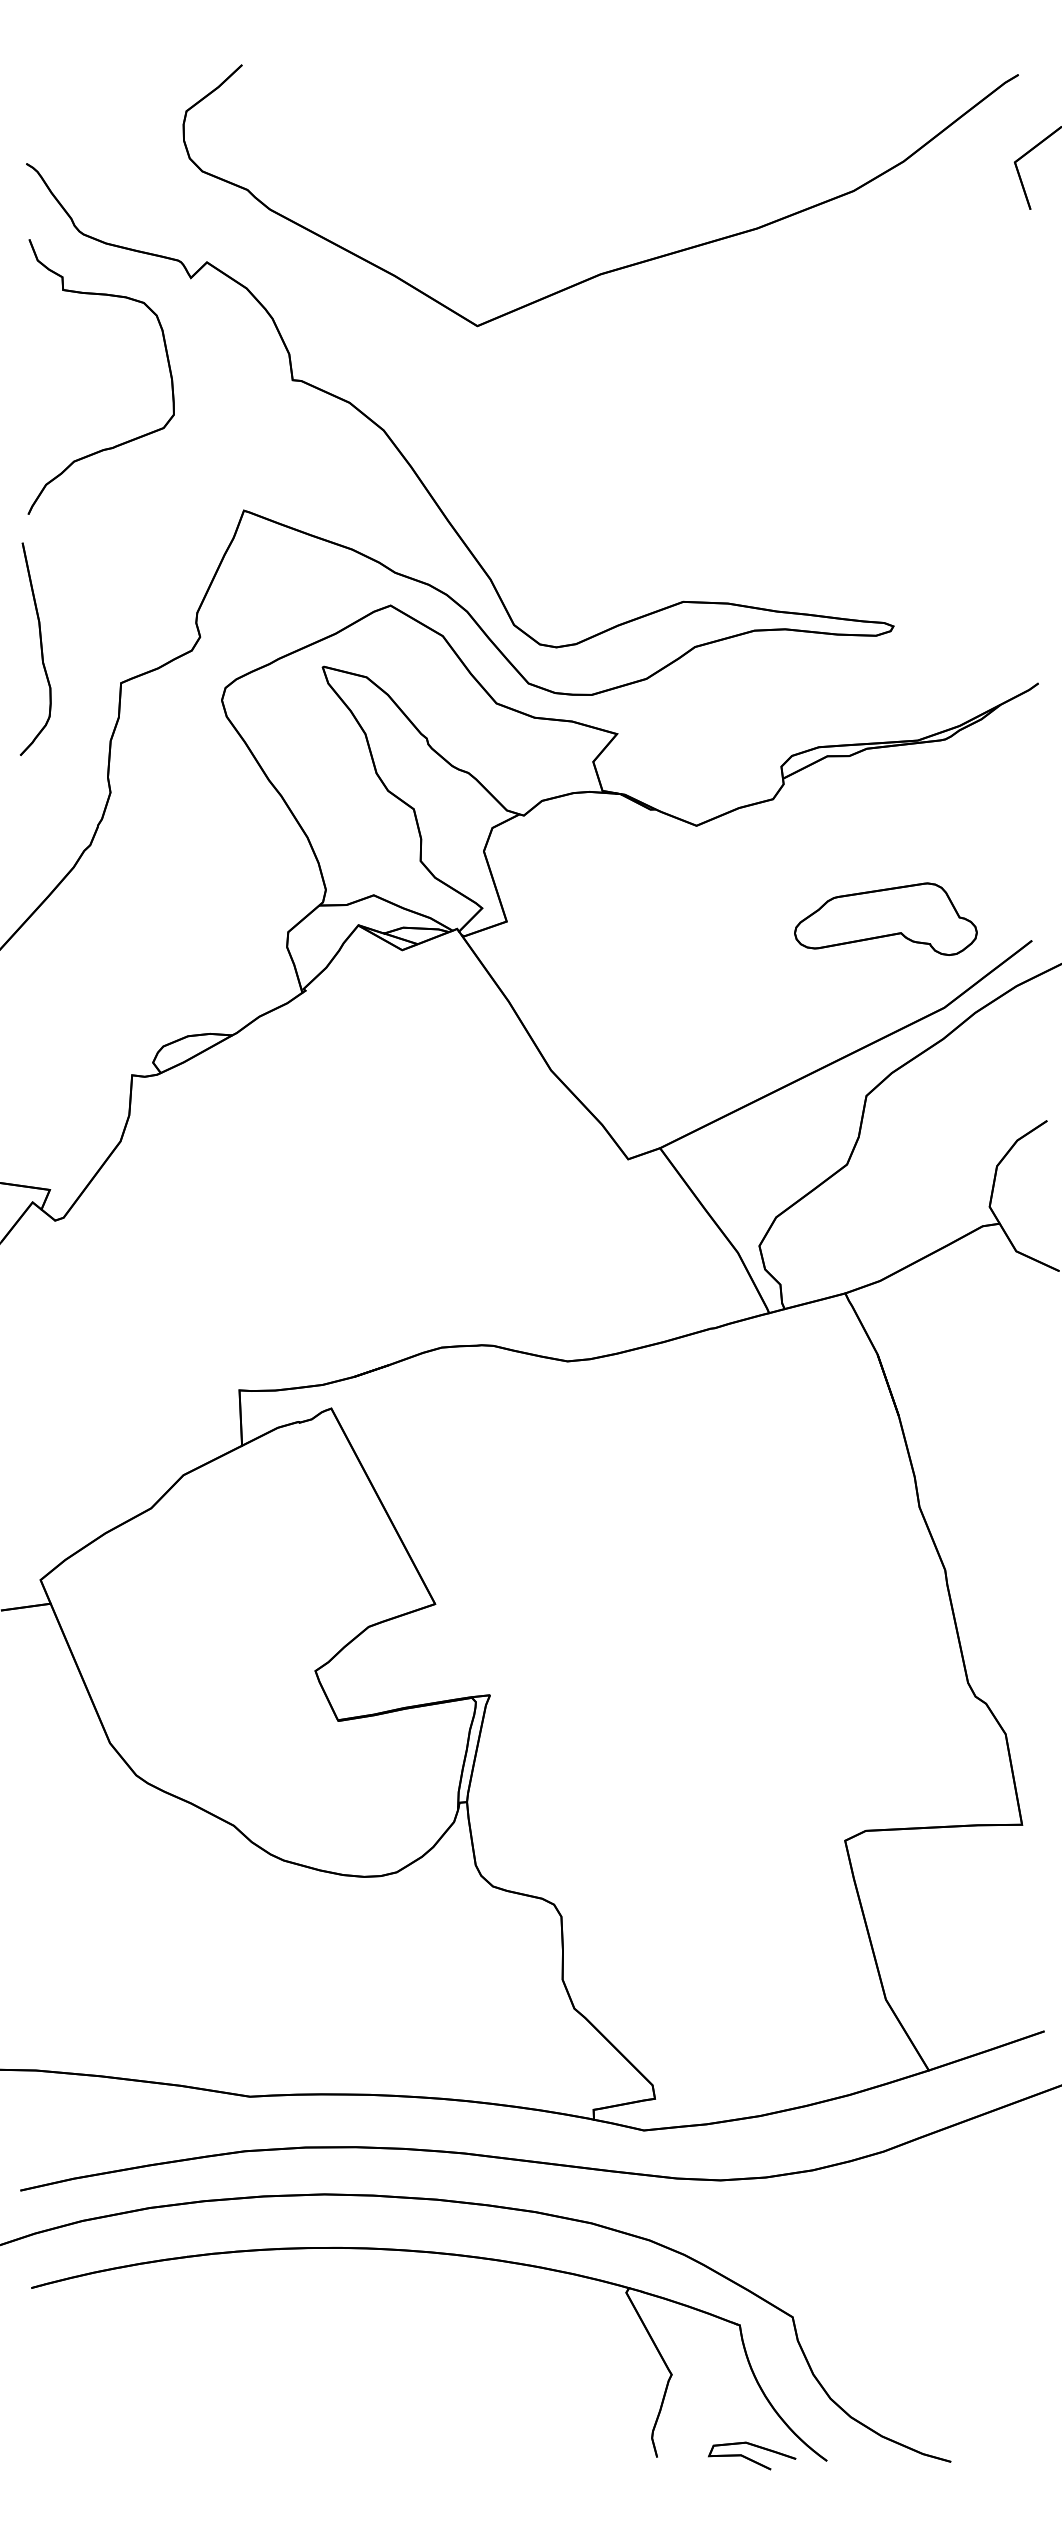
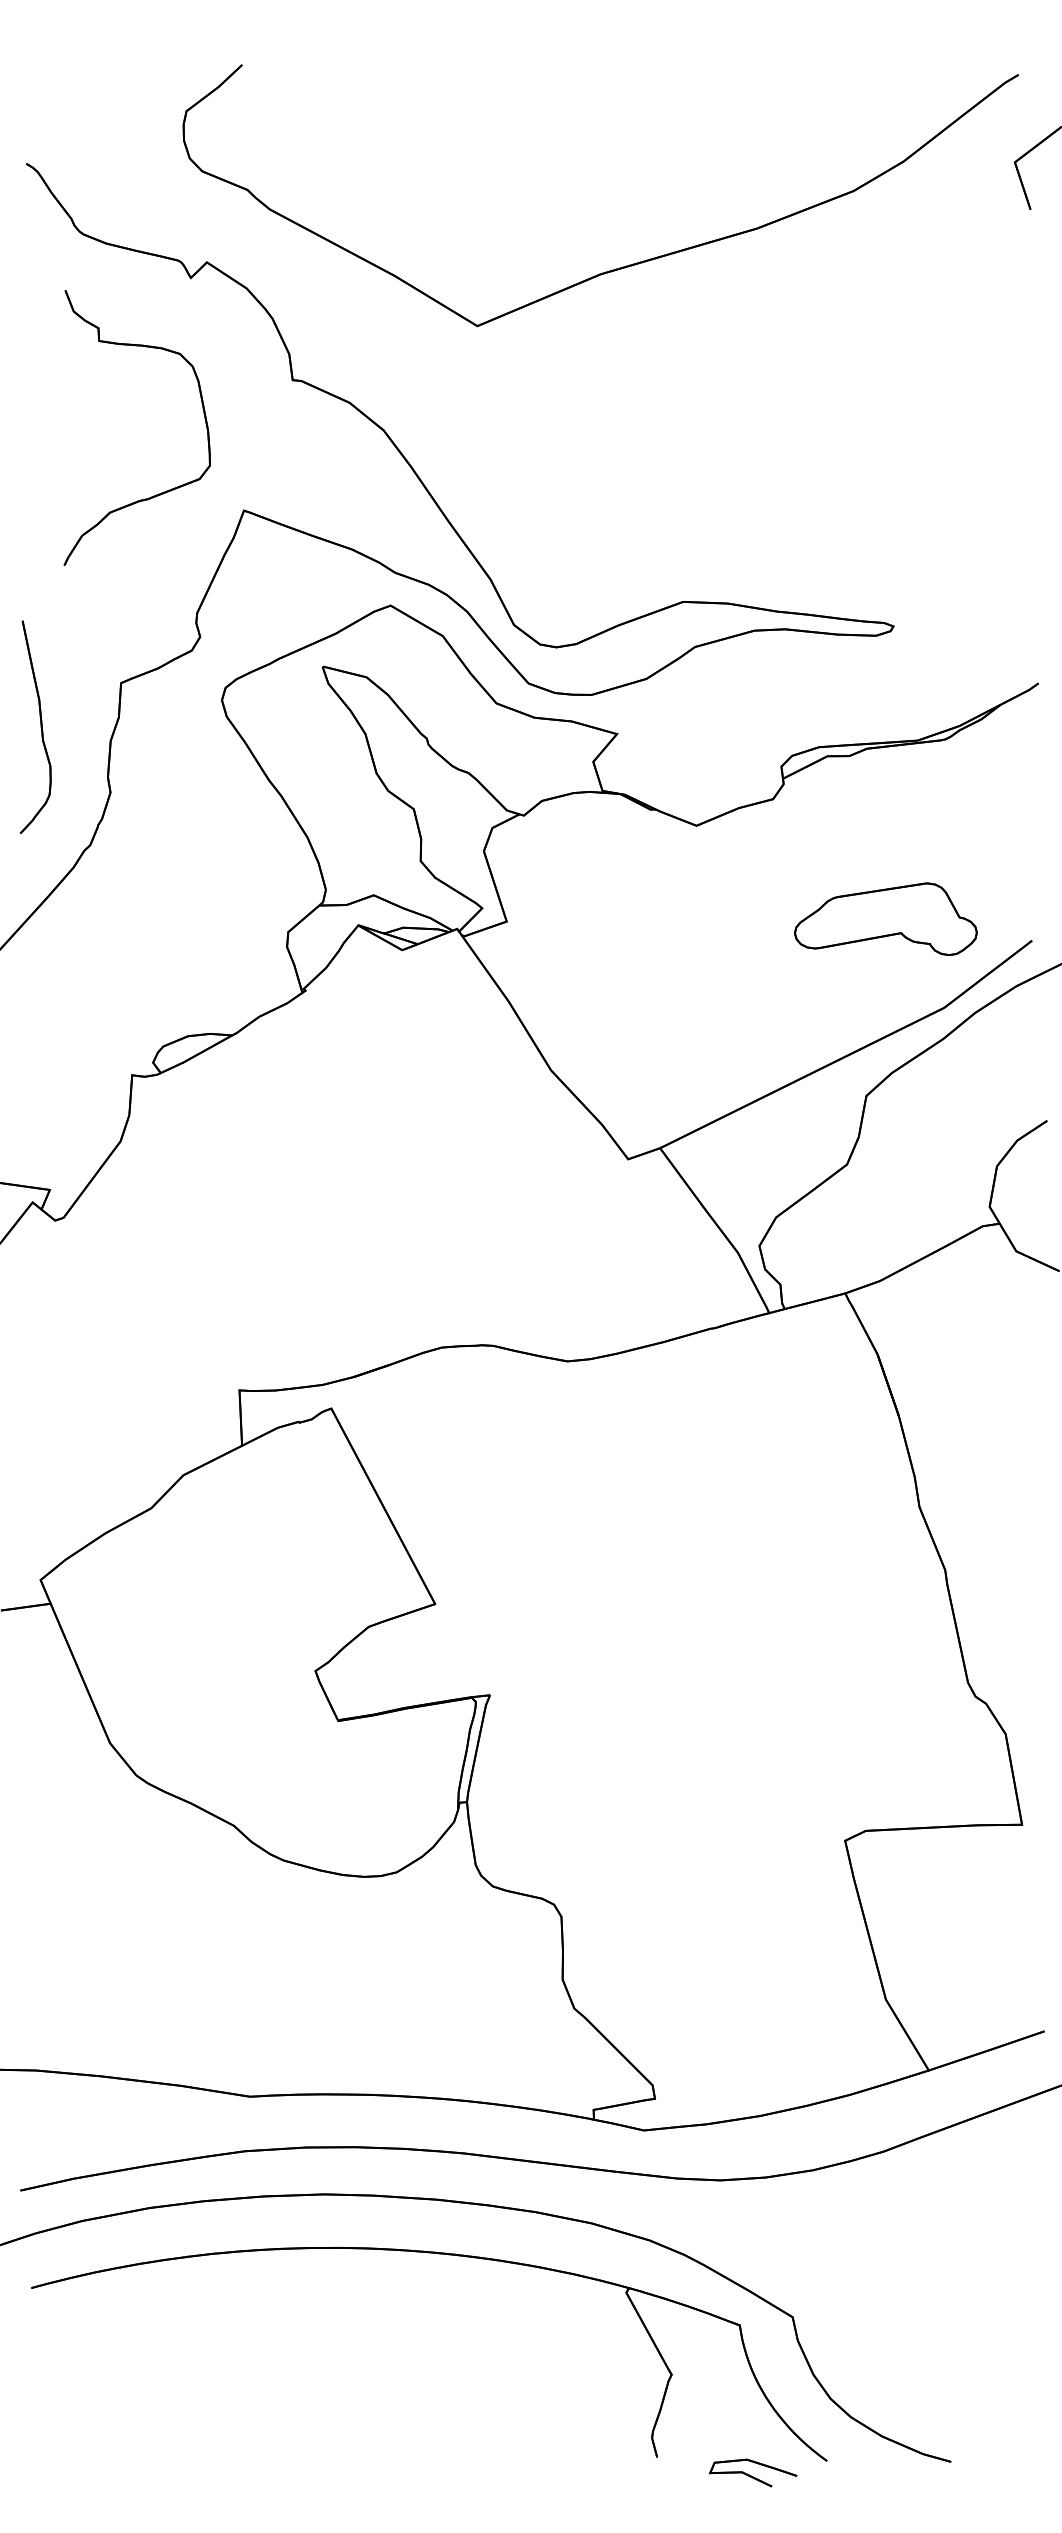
part position: (167, 362) -> (203, 413) (203, 413)
part position: (35, 648) -> (35, 726) (35, 726)
part position: (752, 2455) -> (753, 2472) (753, 2472)
